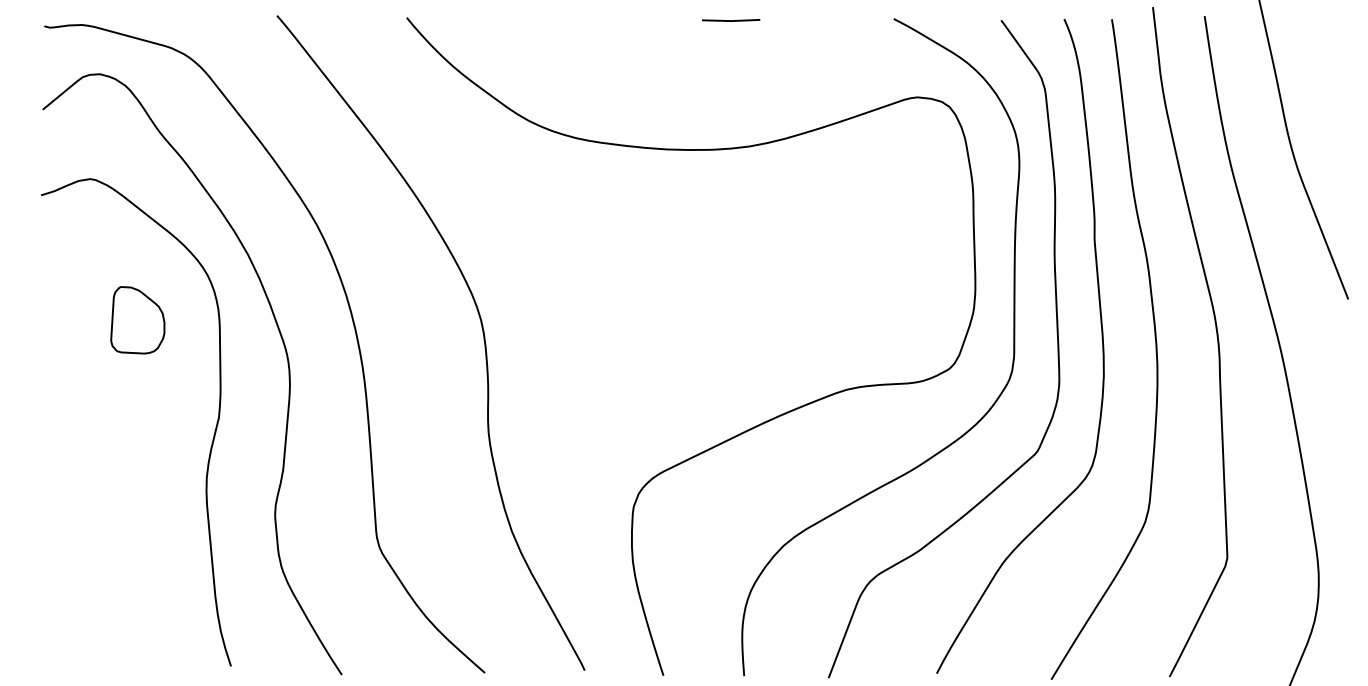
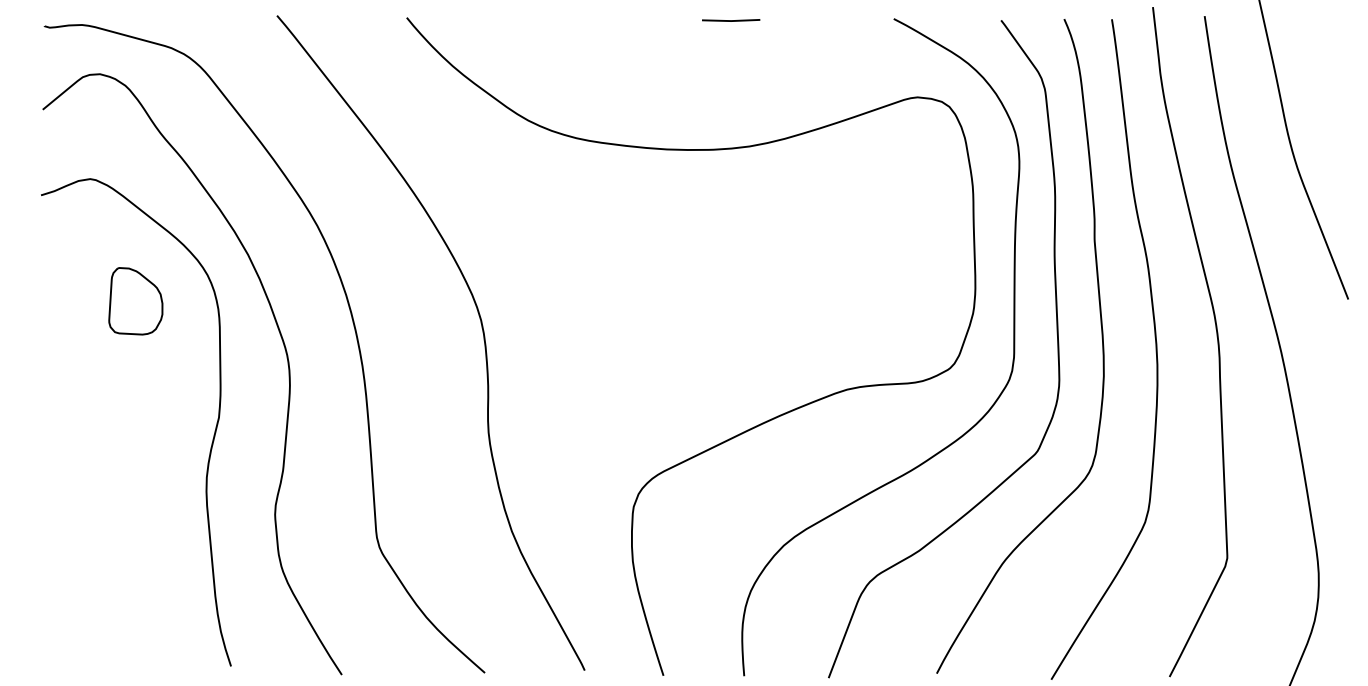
part position: (137, 320) -> (135, 301) (135, 301)
